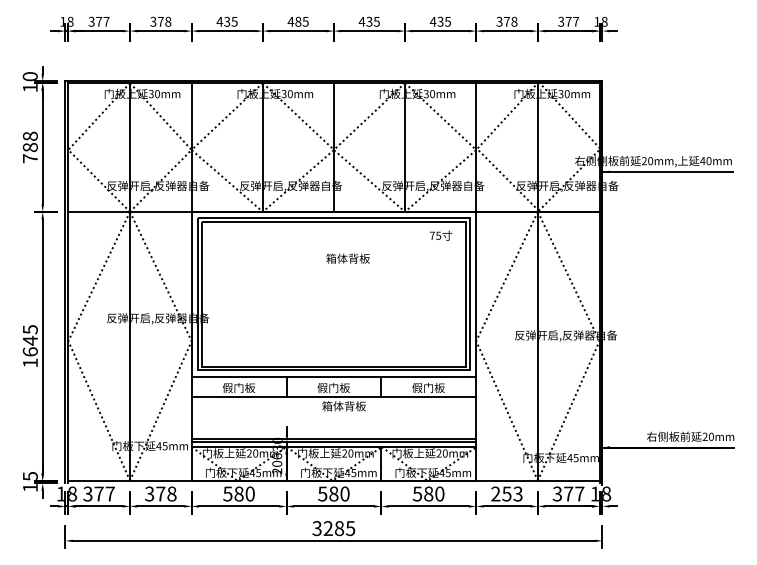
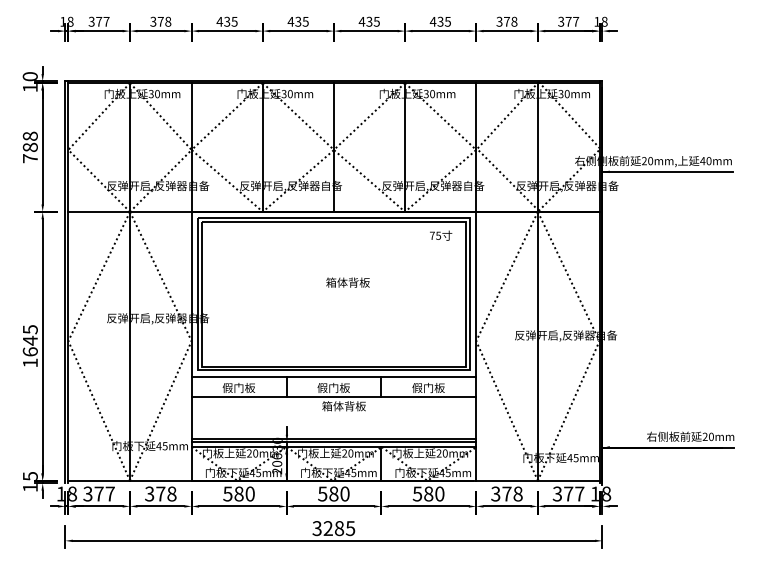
text: 485 -> 435 (298, 21)
text position: (347, 258) -> (347, 282) (347, 282)
text: 253 -> 378 (506, 493)
